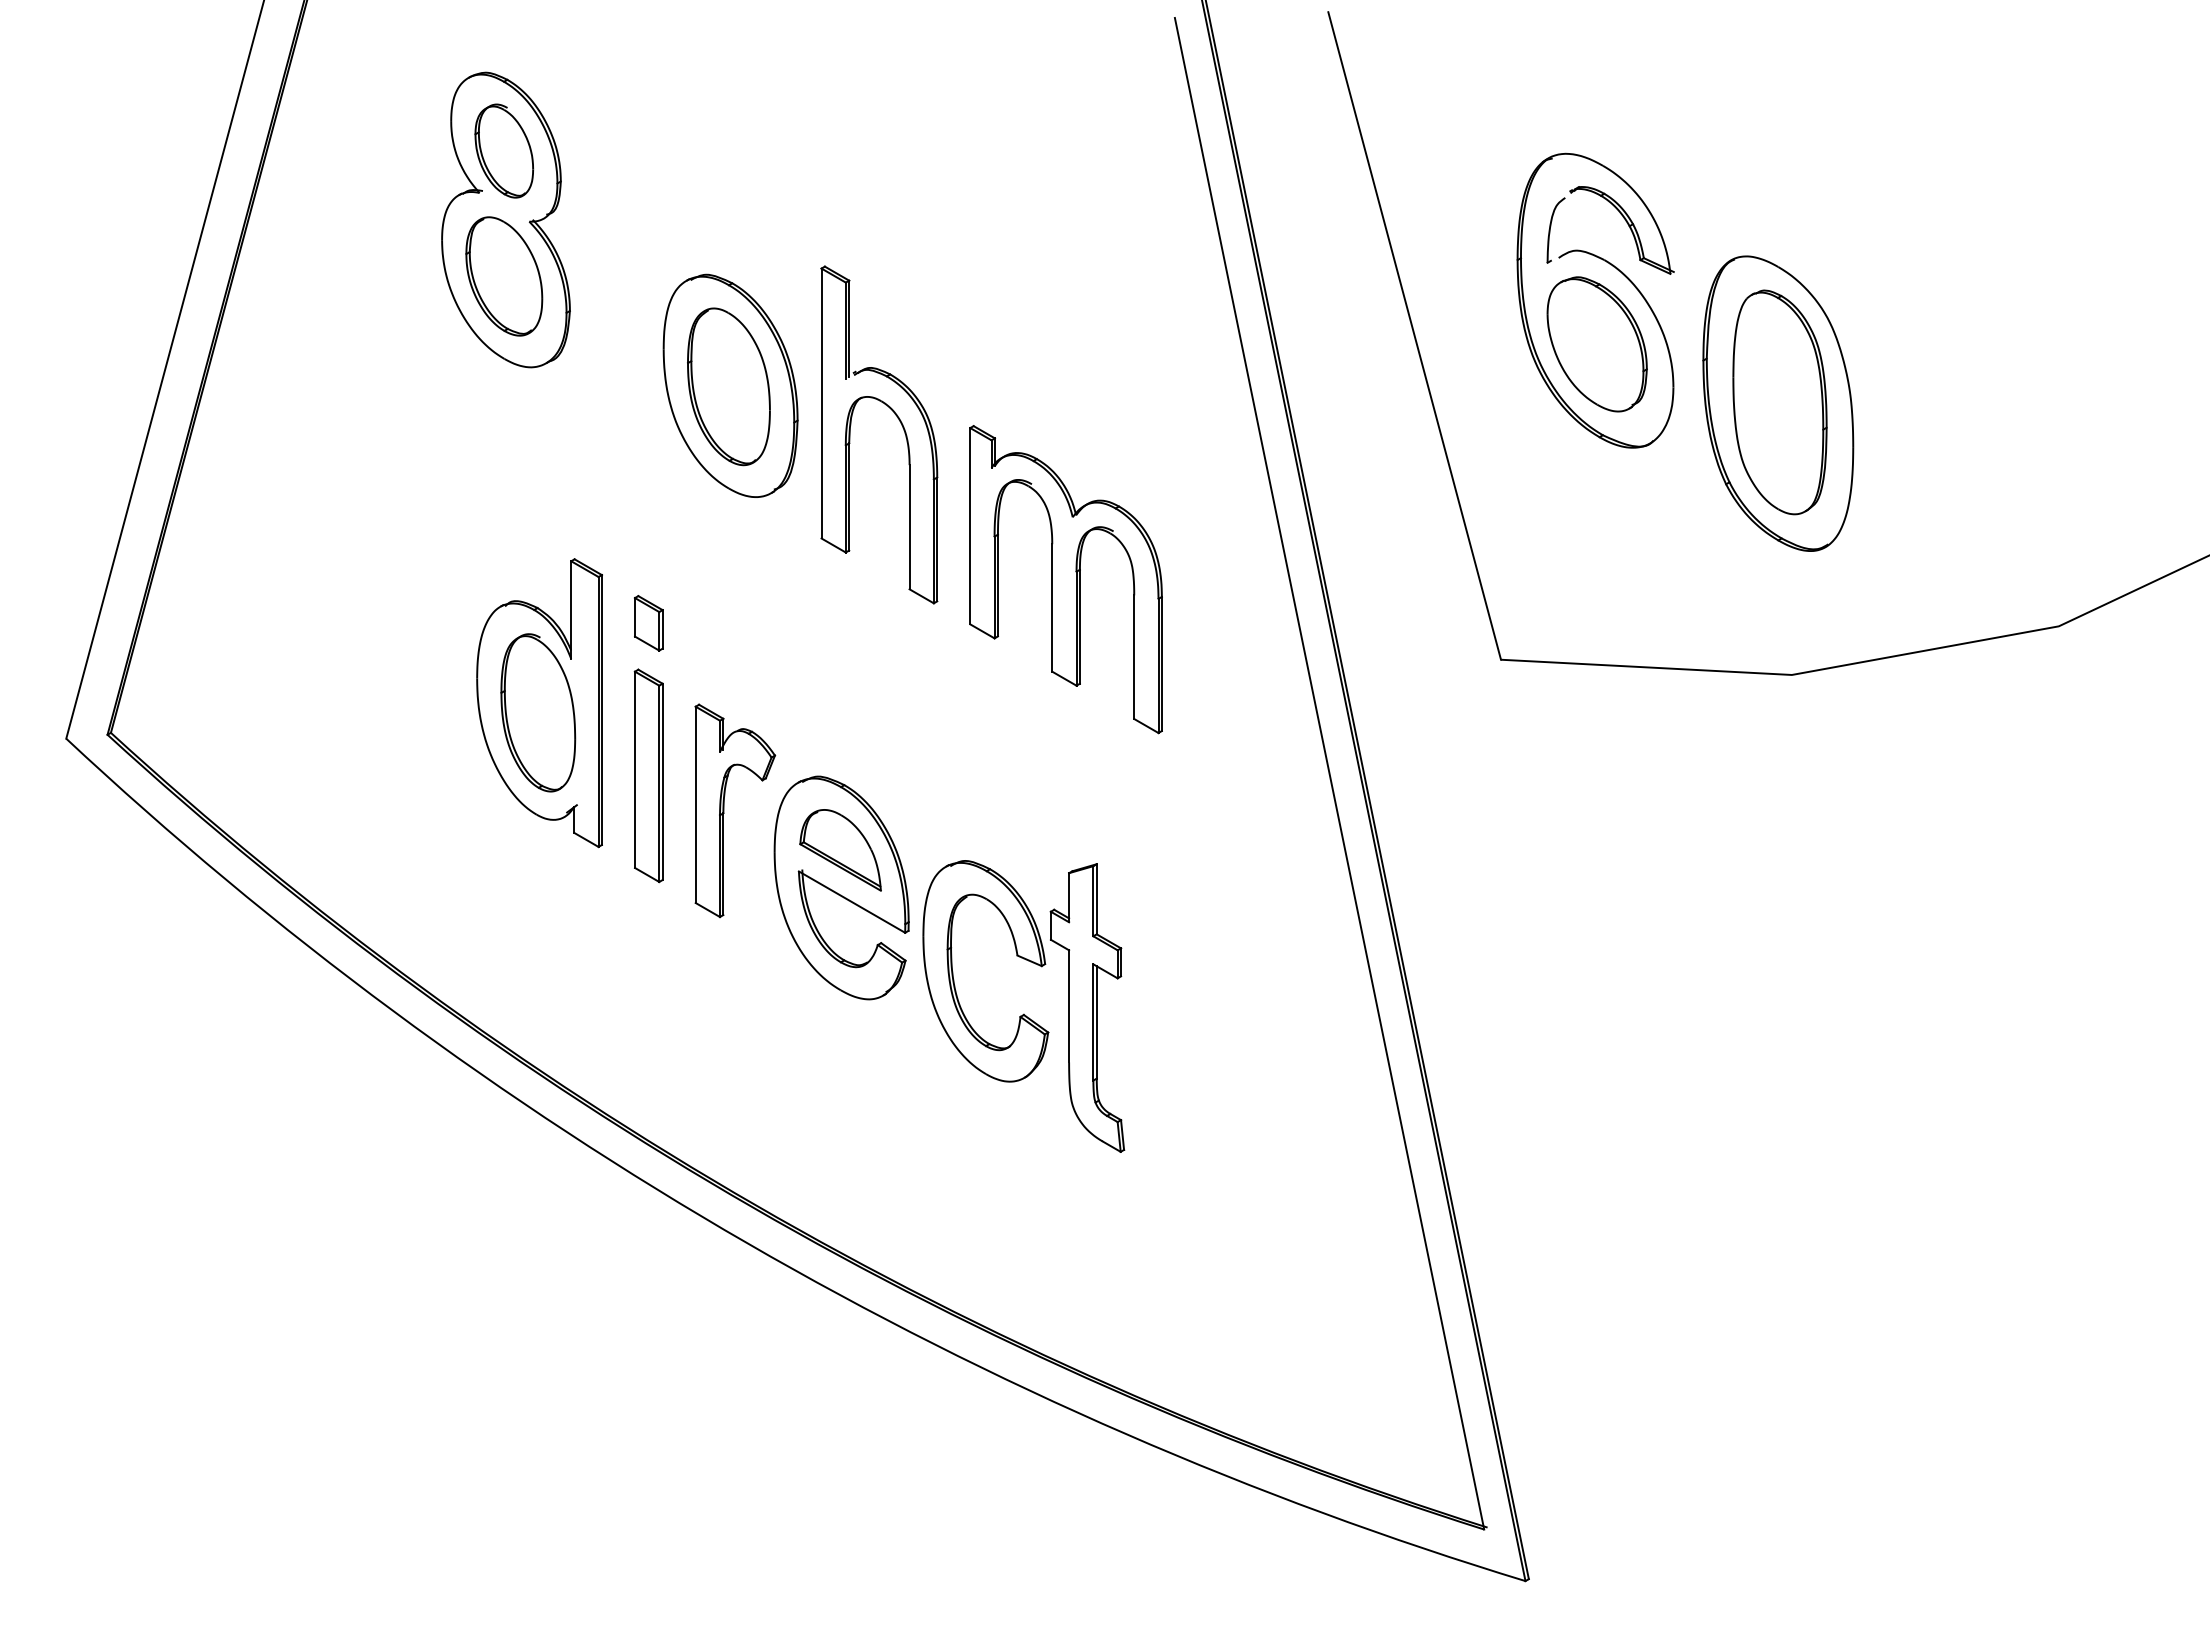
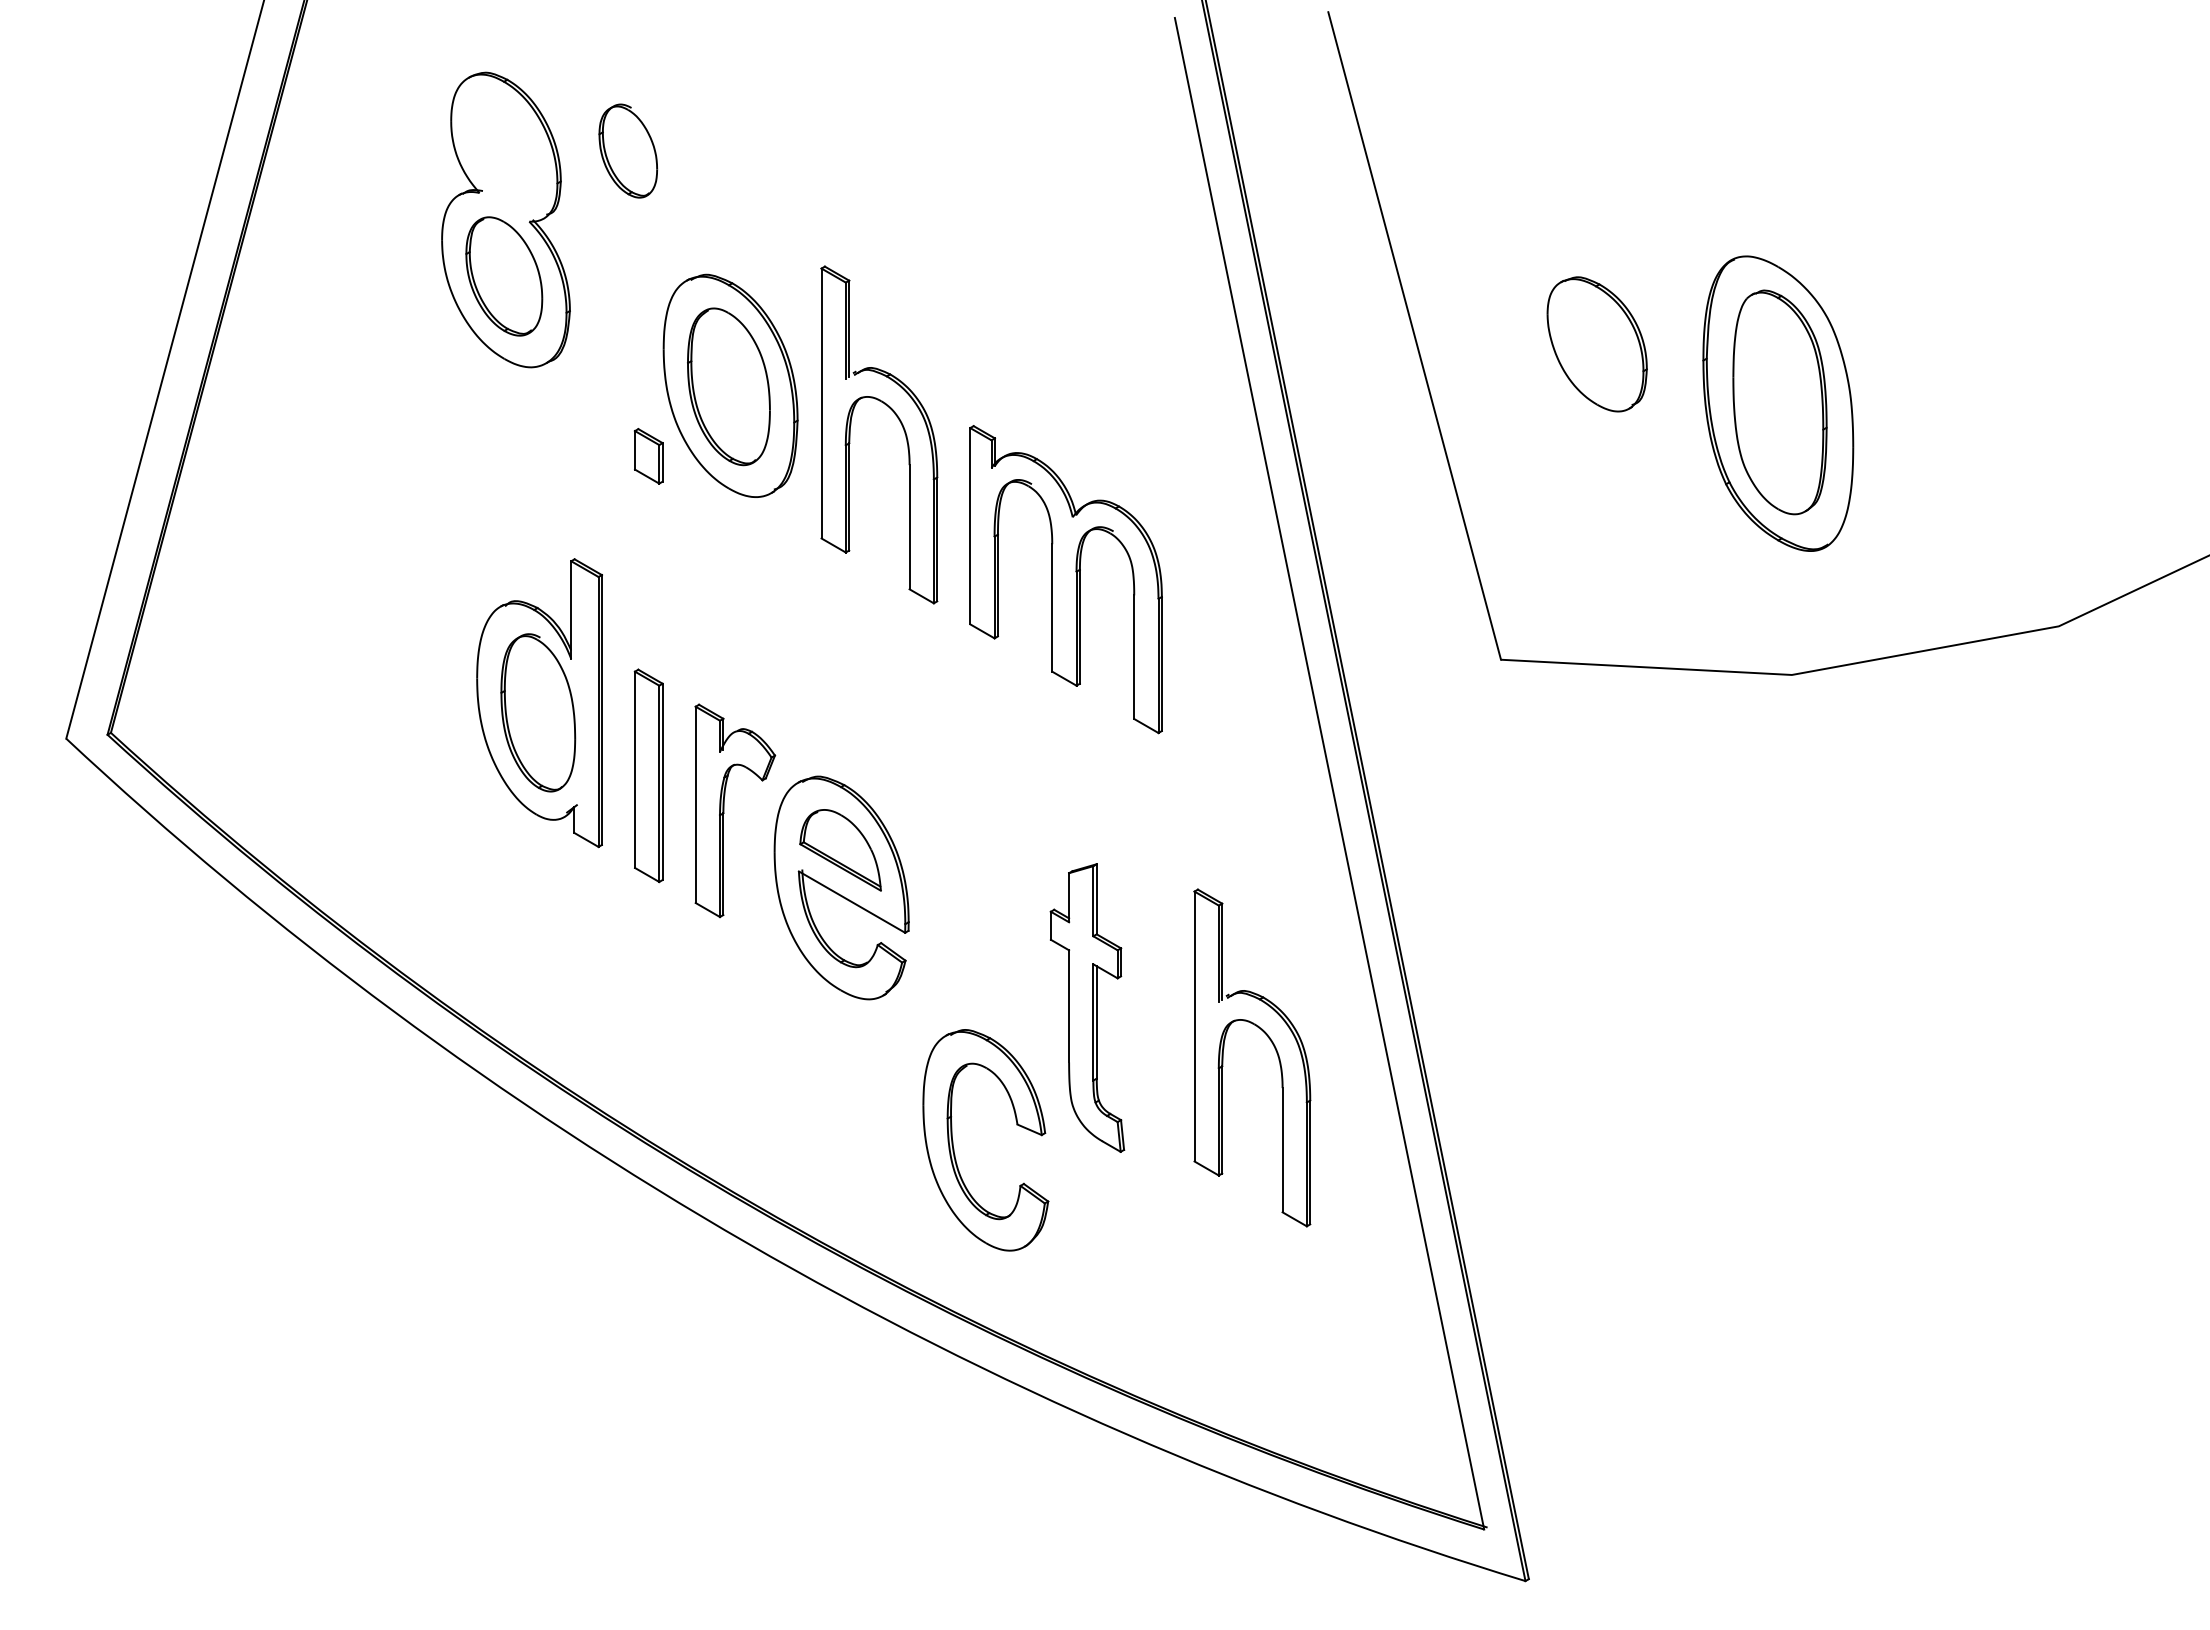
part position: (504, 150) -> (628, 150) (628, 150)
part: present -> none (1617, 270)
part position: (648, 623) -> (648, 456) (648, 456)
part position: (953, 971) -> (953, 1140) (953, 1140)
part: none -> present (1273, 1046)
